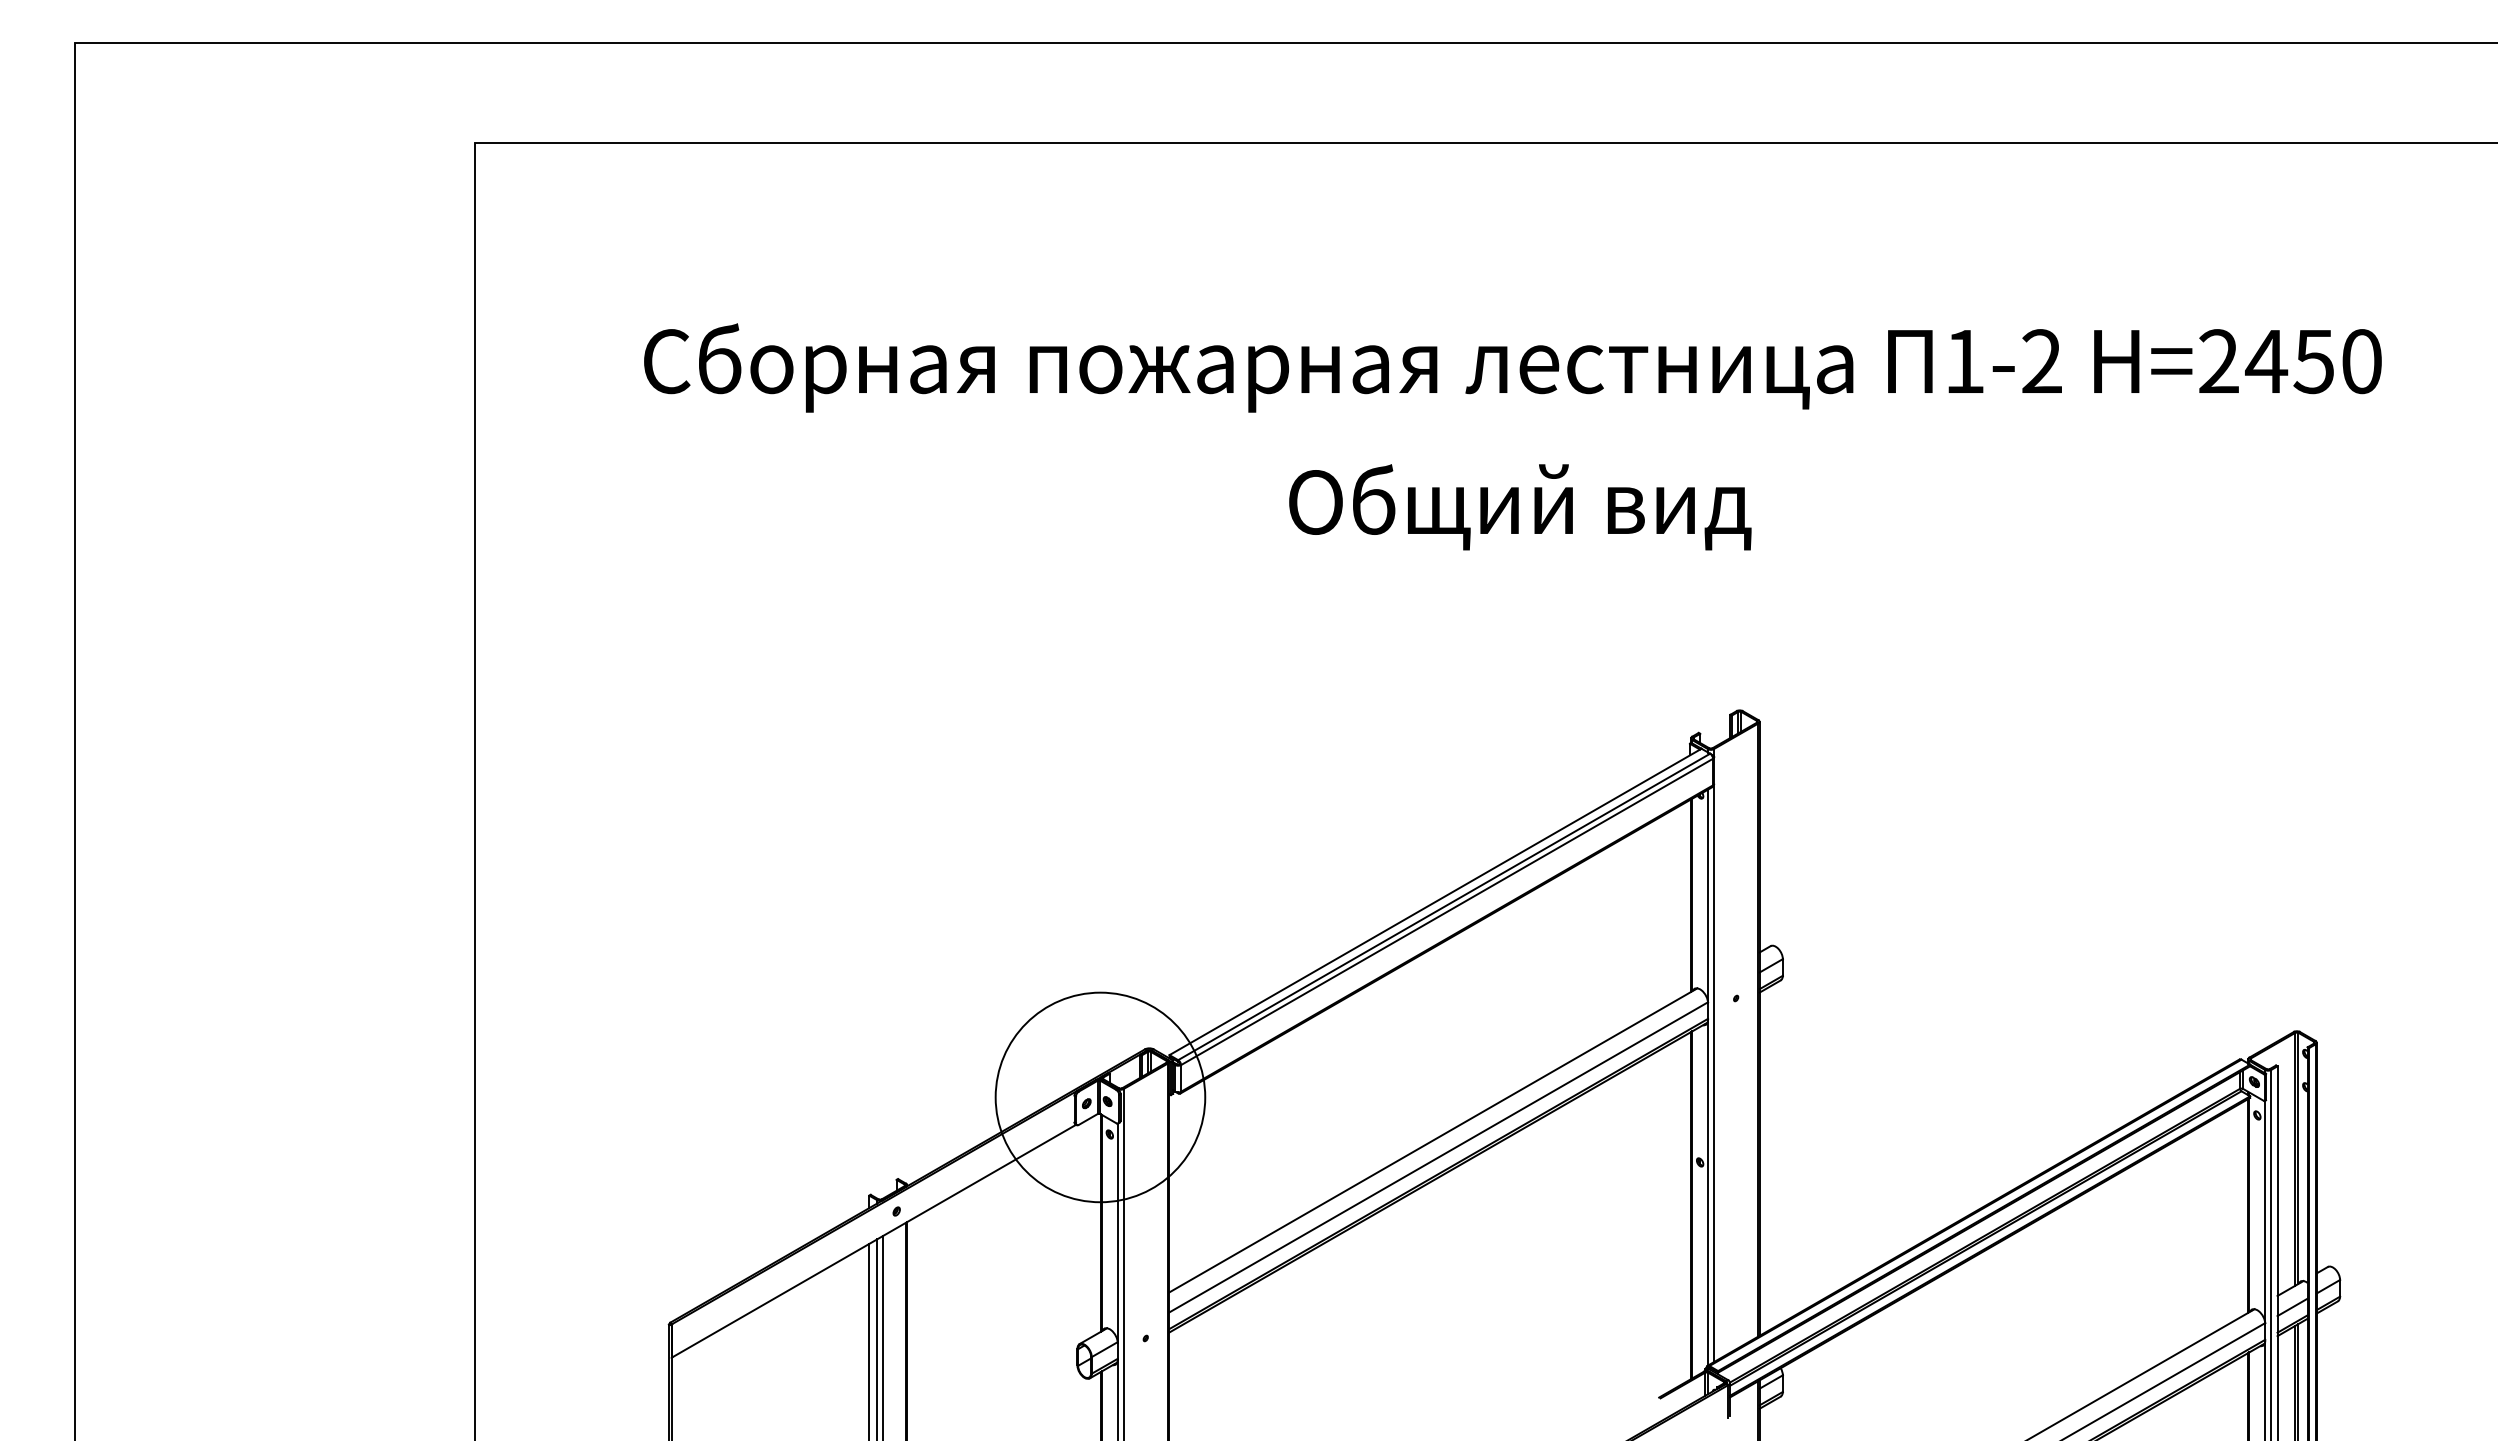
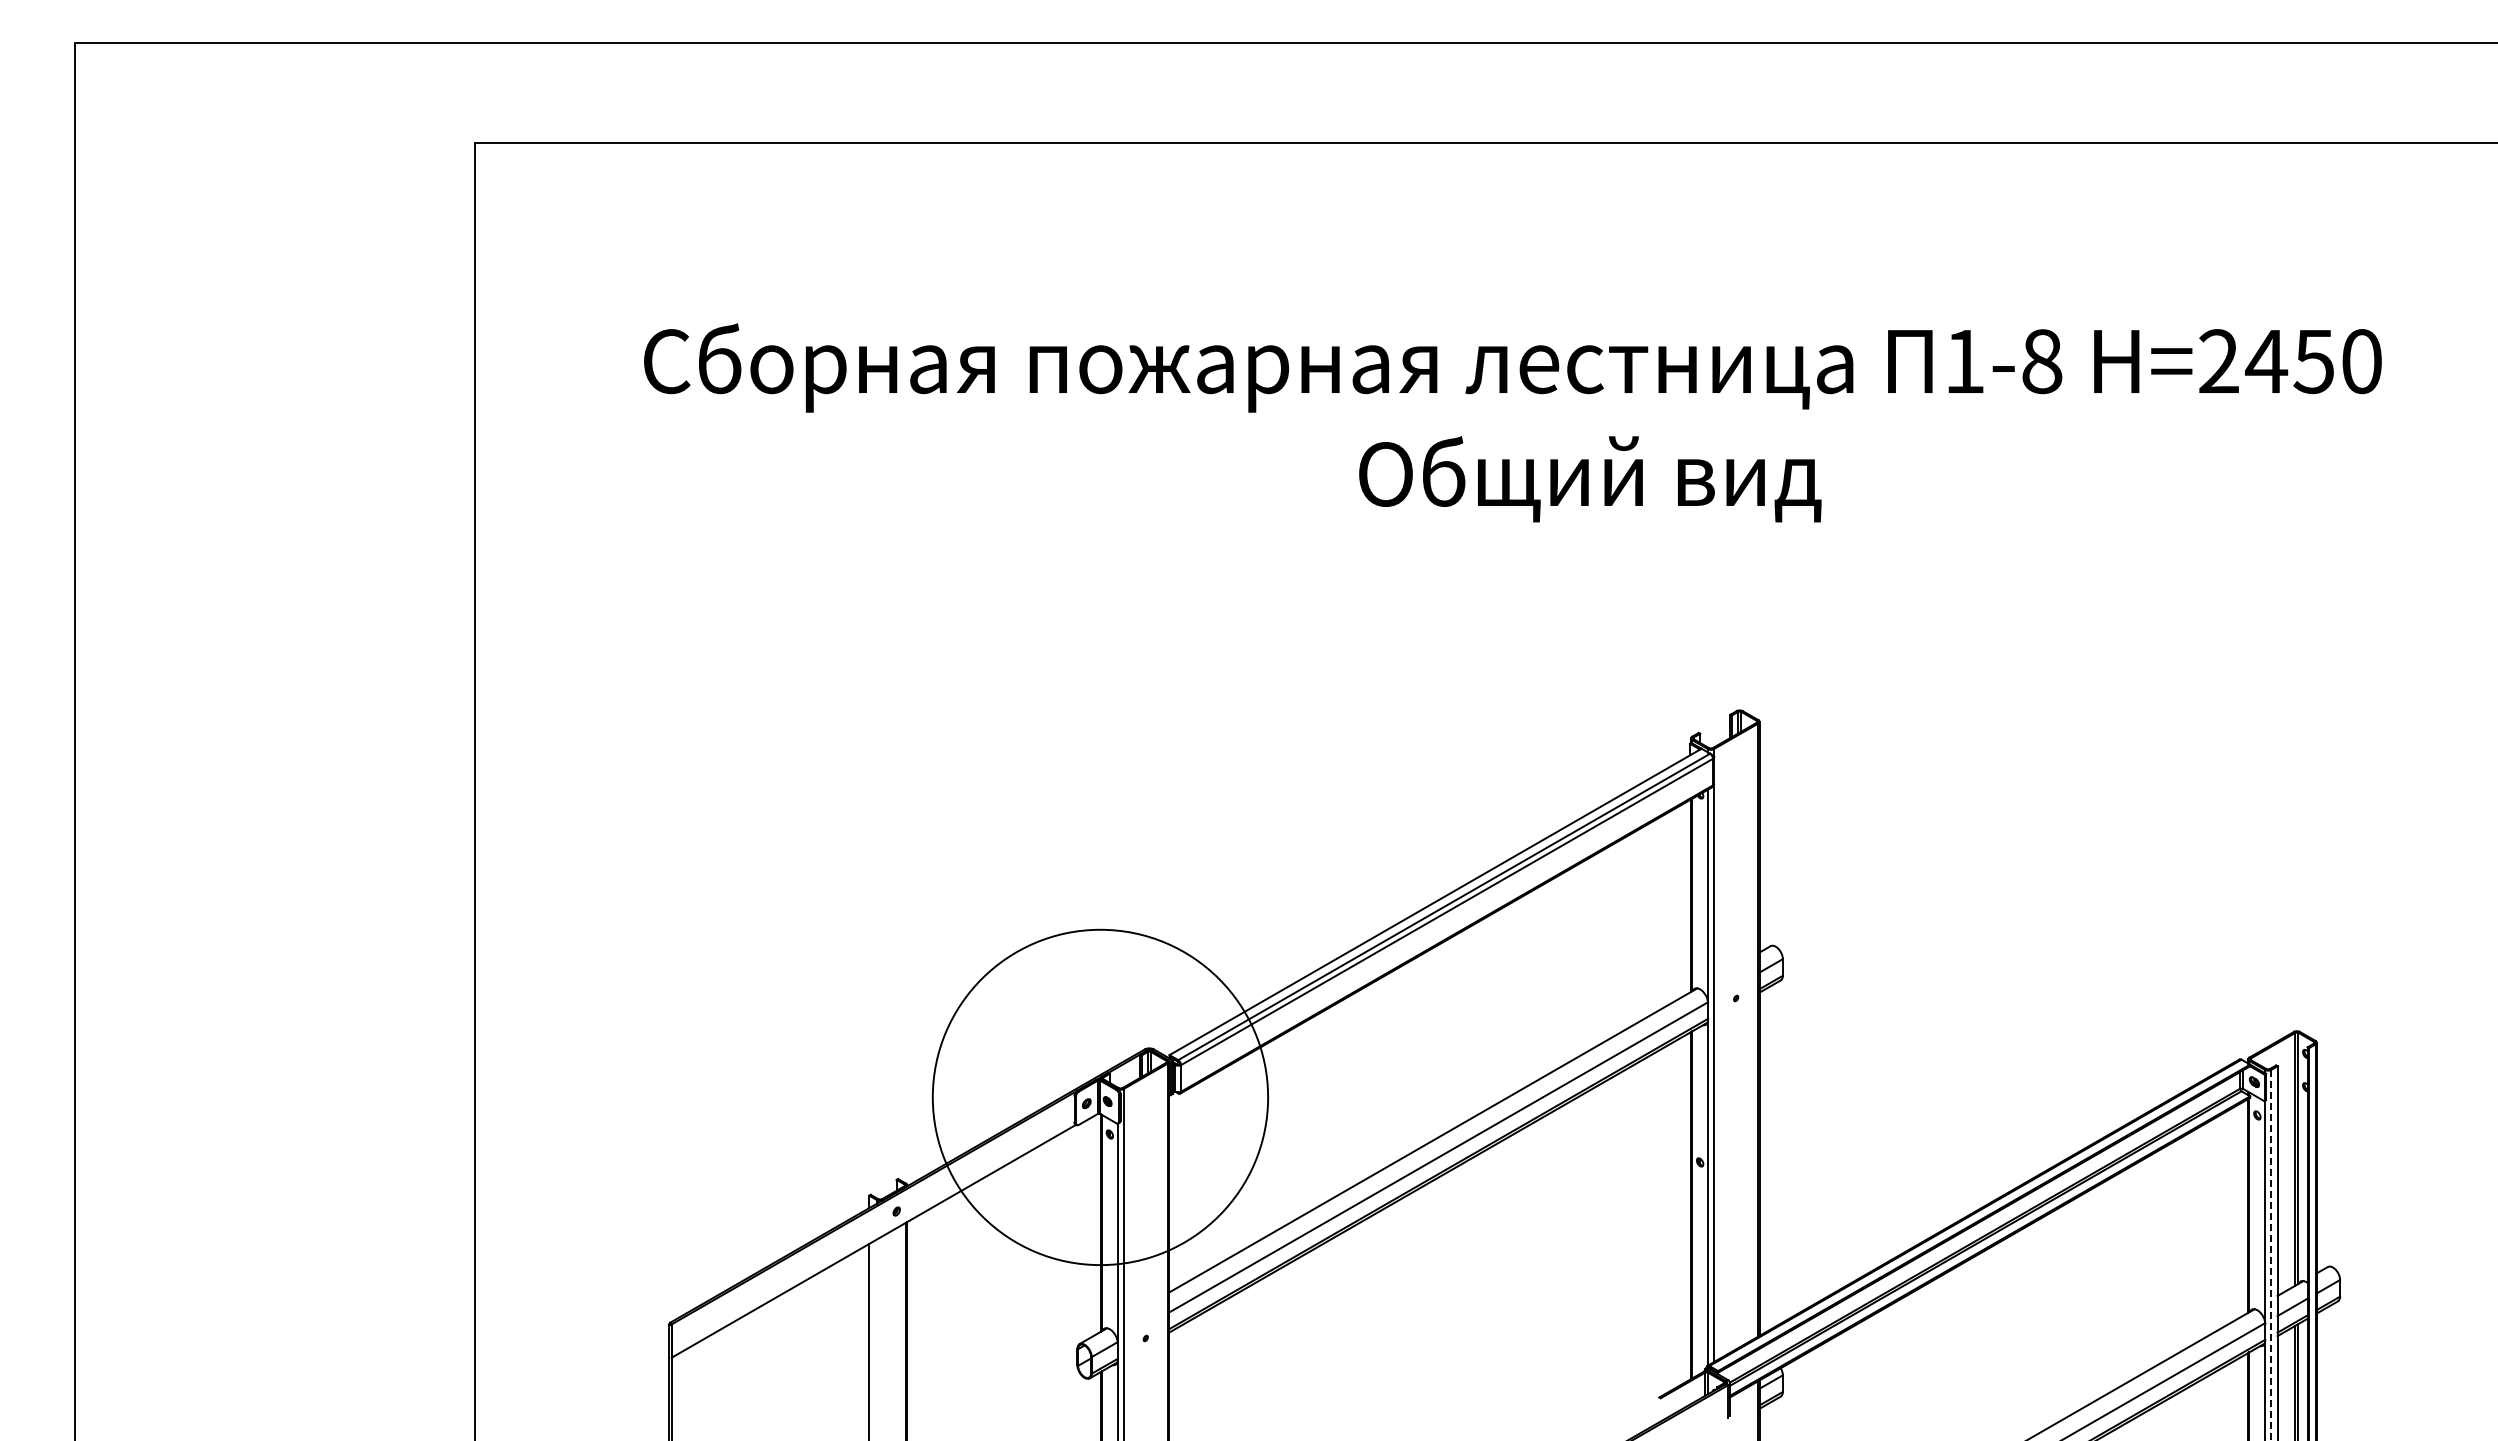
text: 1-2 -> 1-8 (2042, 361)
text position: (1520, 507) -> (1590, 479) (1590, 479)
circle diameter: 210 px -> 335 px (1100, 1097)
line: solid -> dashed (2271, 1255)
line: present -> none (883, 1336)
line: present -> none (877, 1338)
